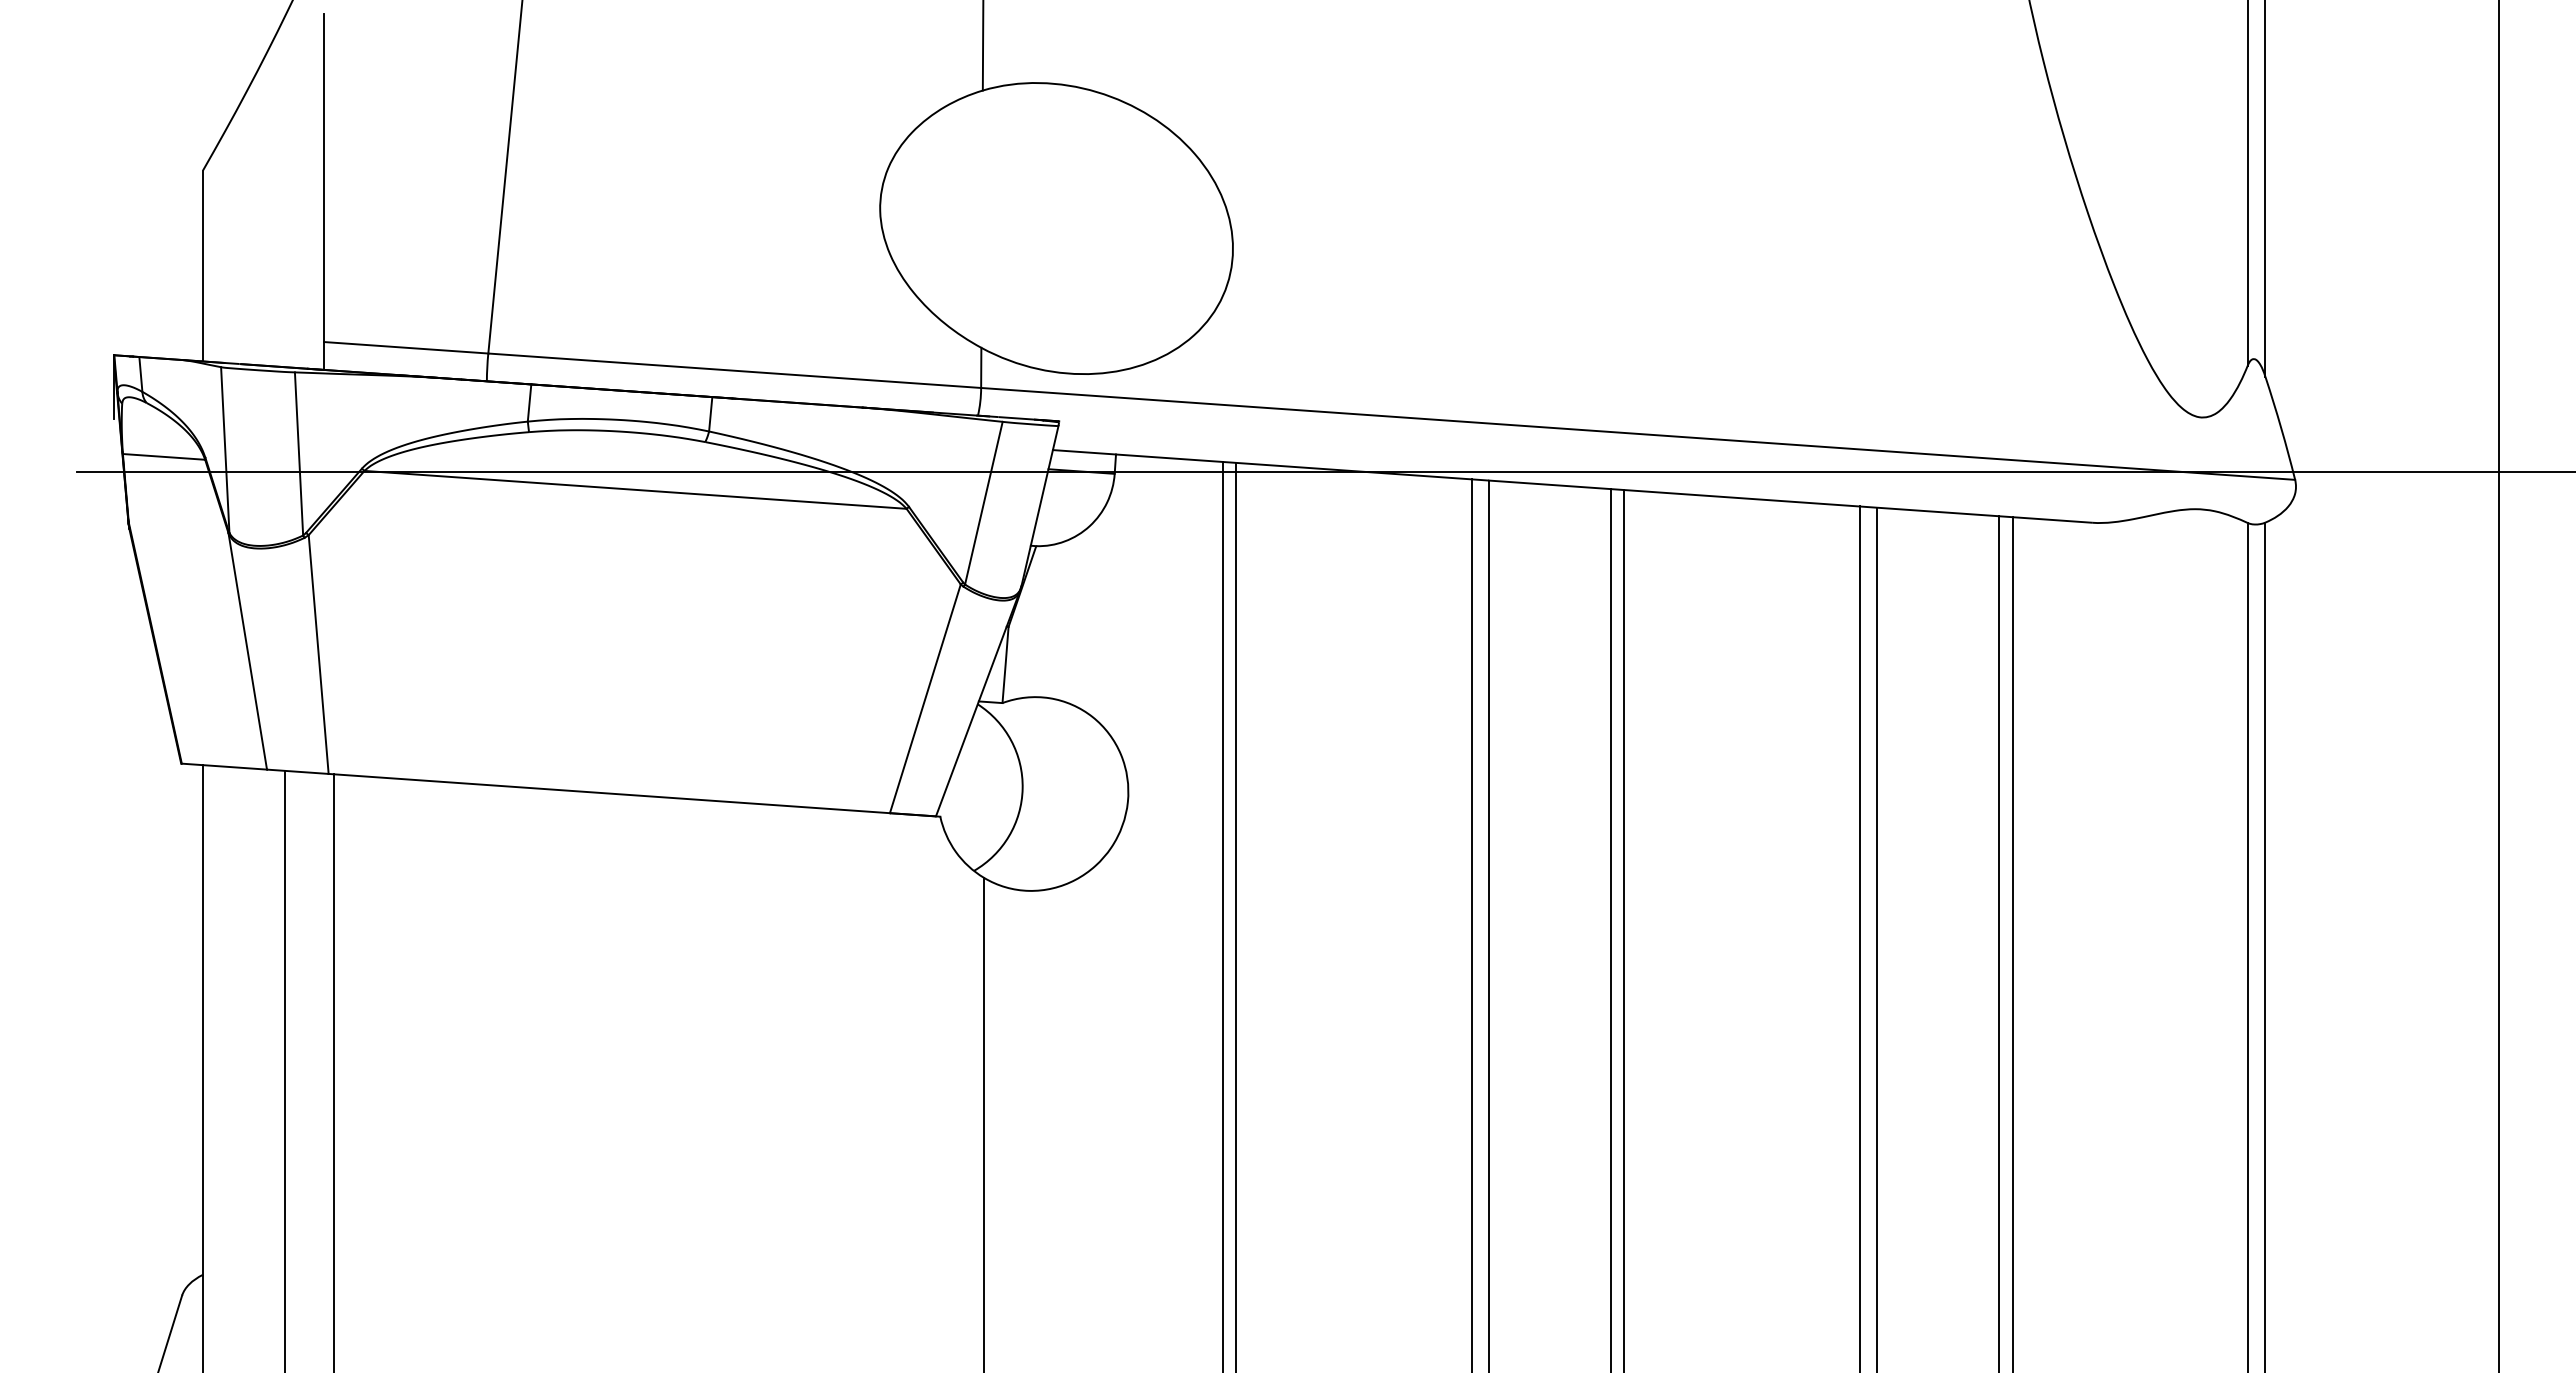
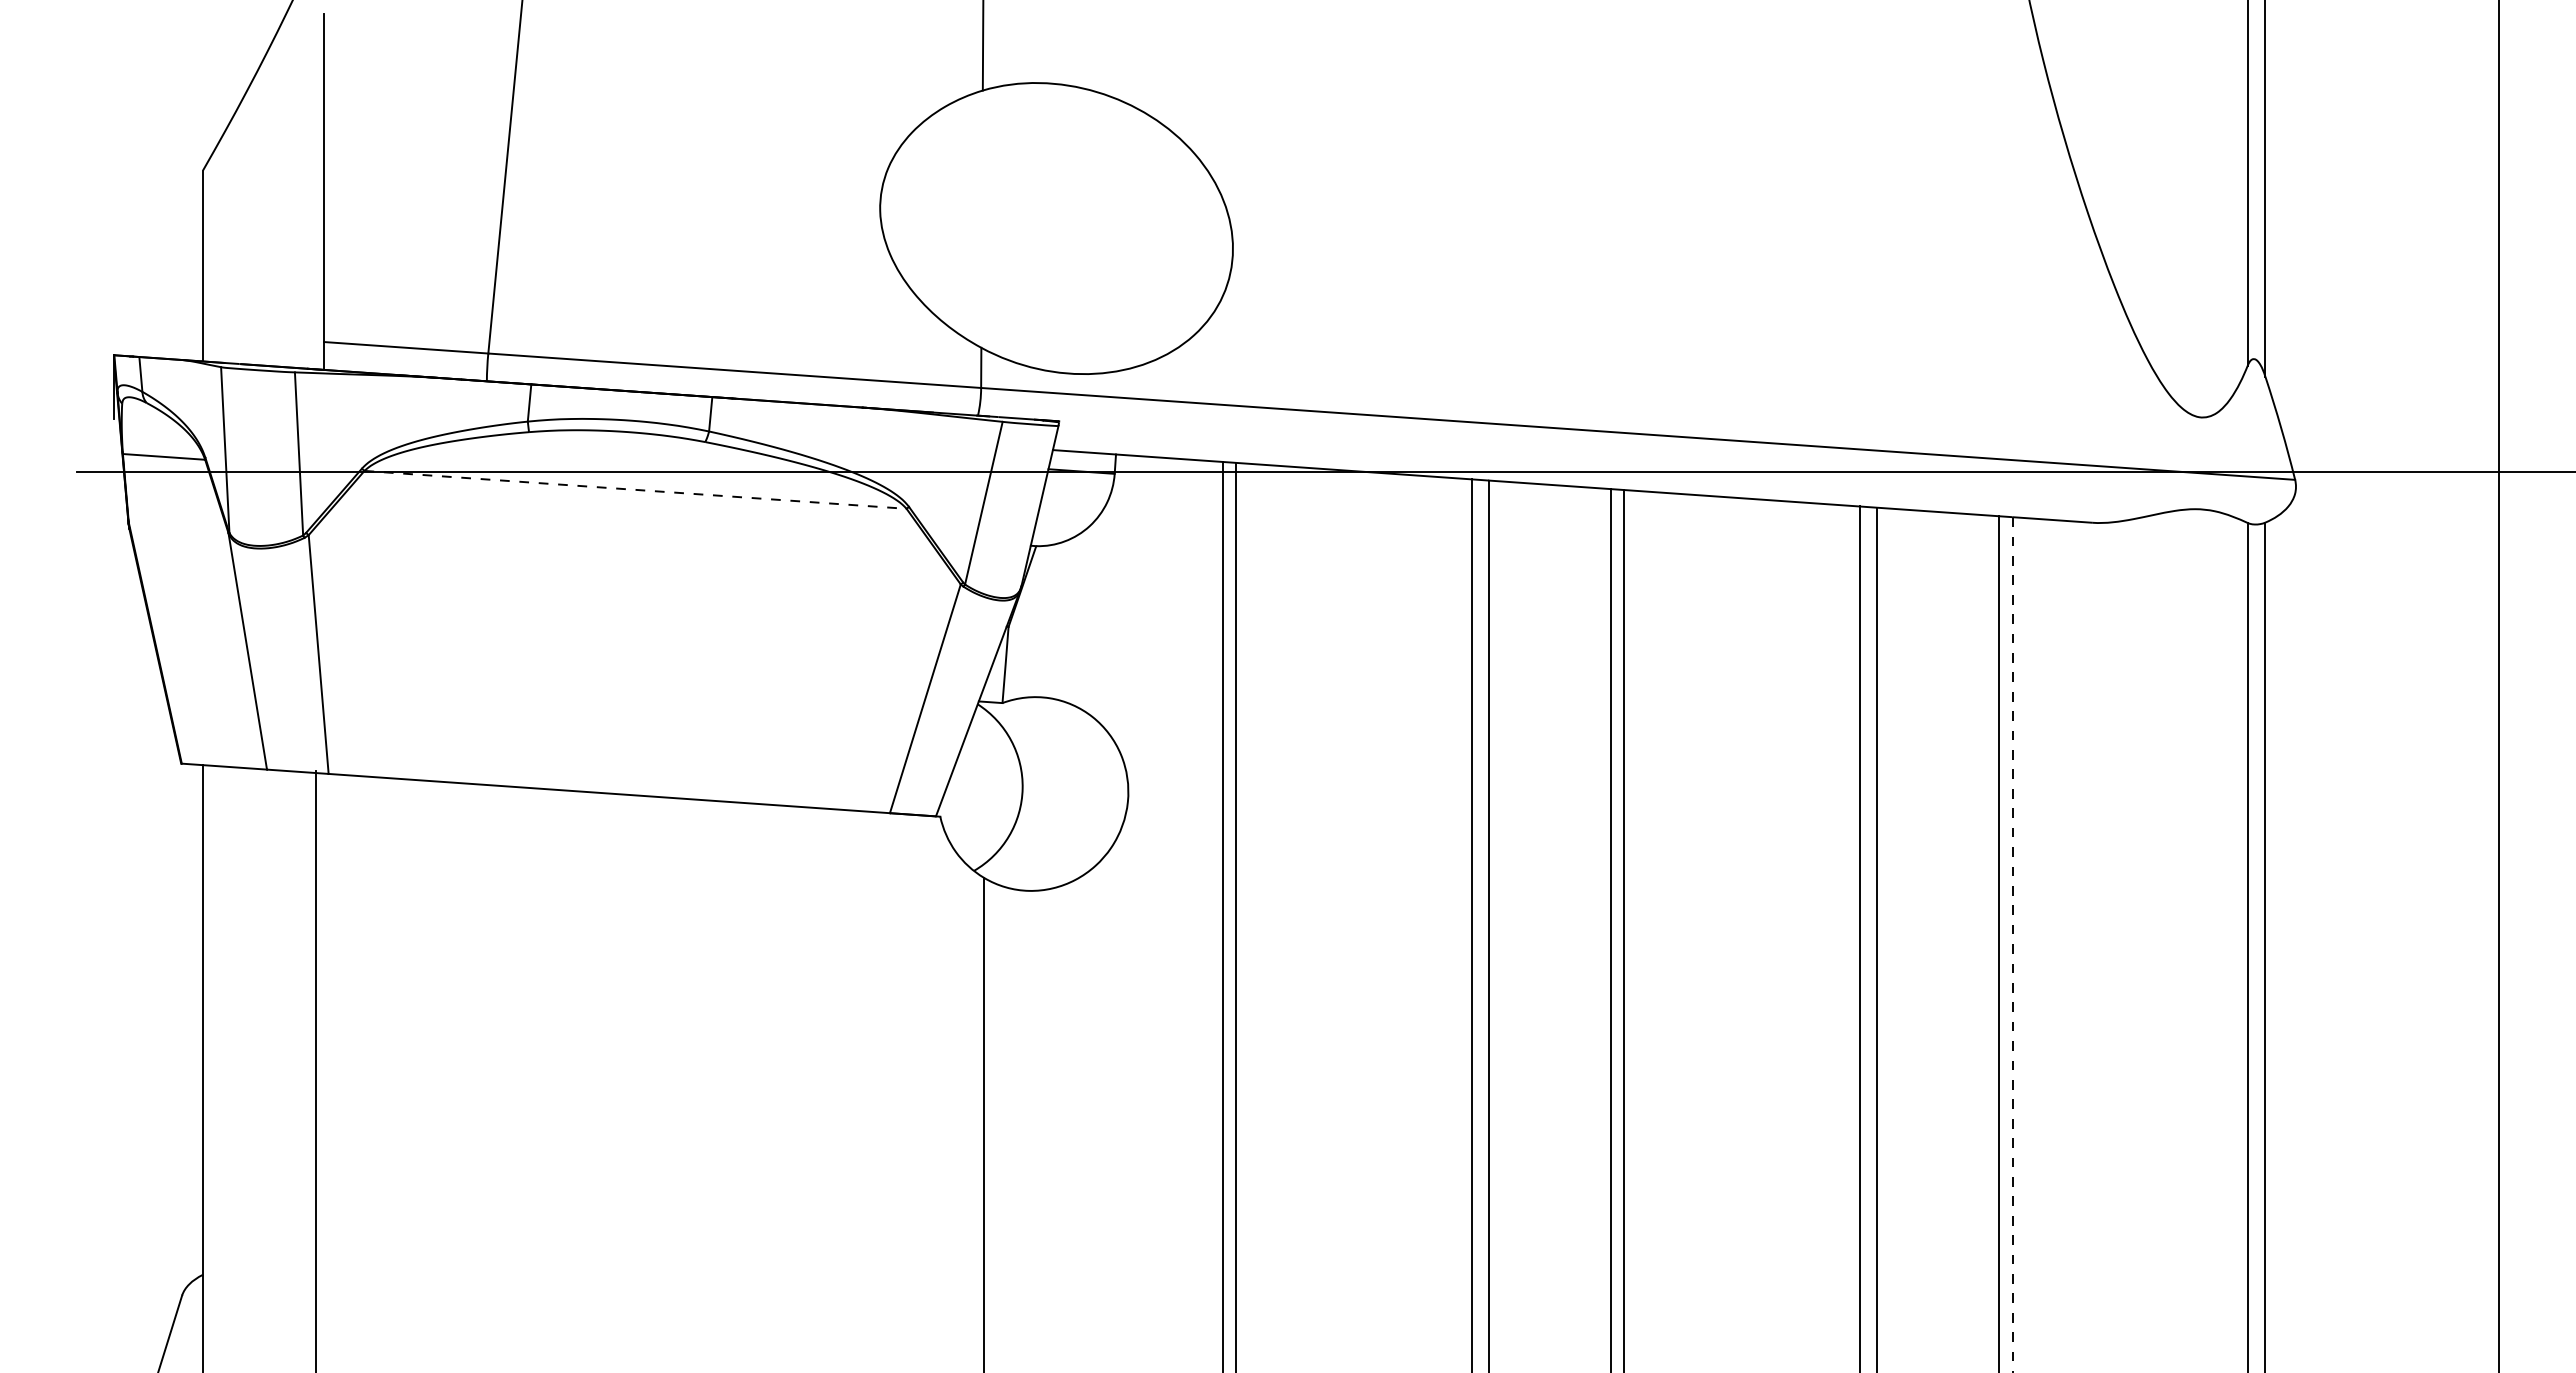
line: solid -> dashed (635, 489)
line: solid -> dashed (2012, 945)
line position: (284, 1069) -> (315, 1069) (315, 1069)
line: present -> none (334, 1071)
